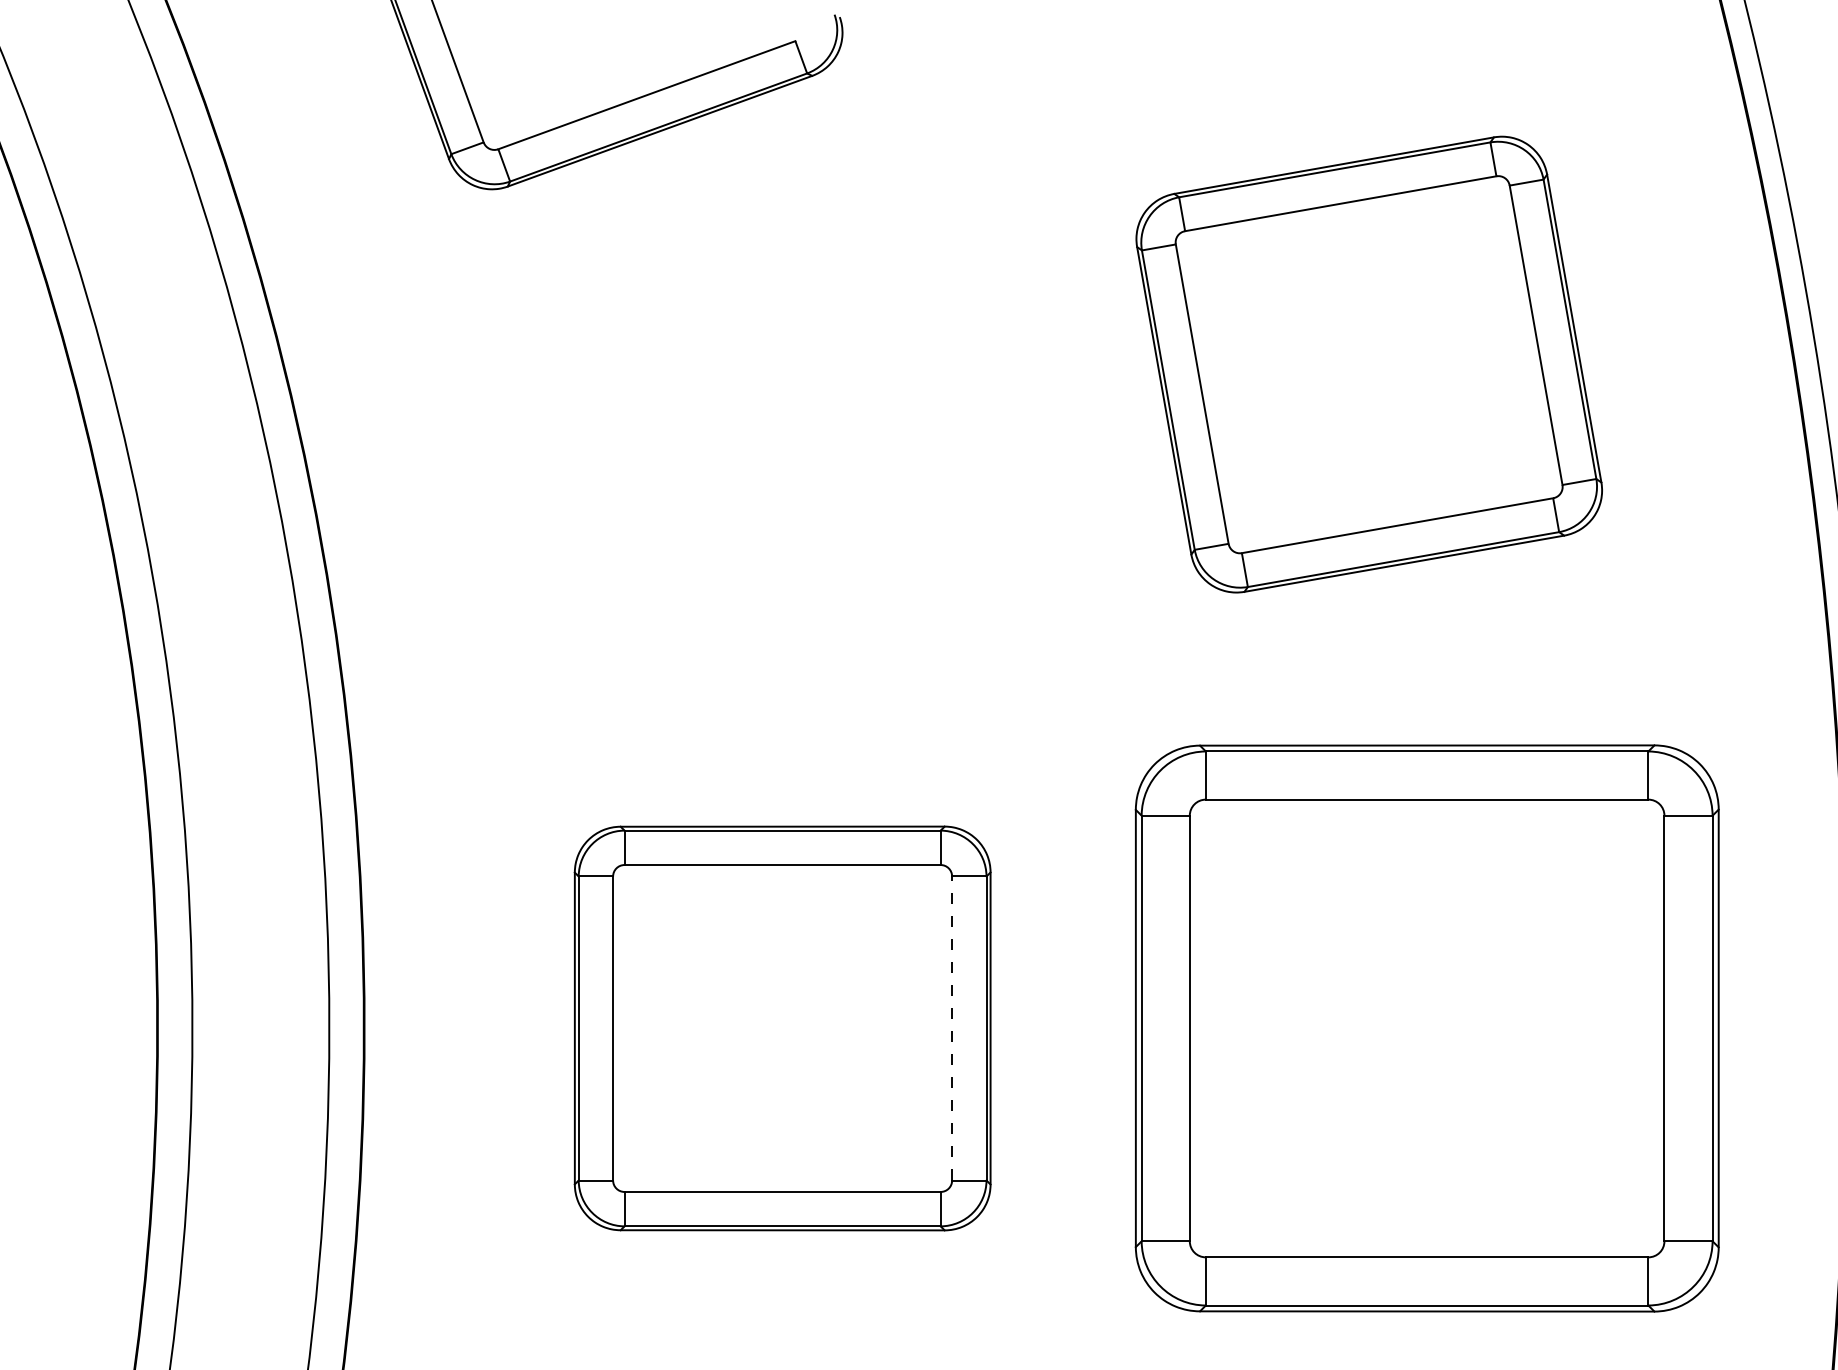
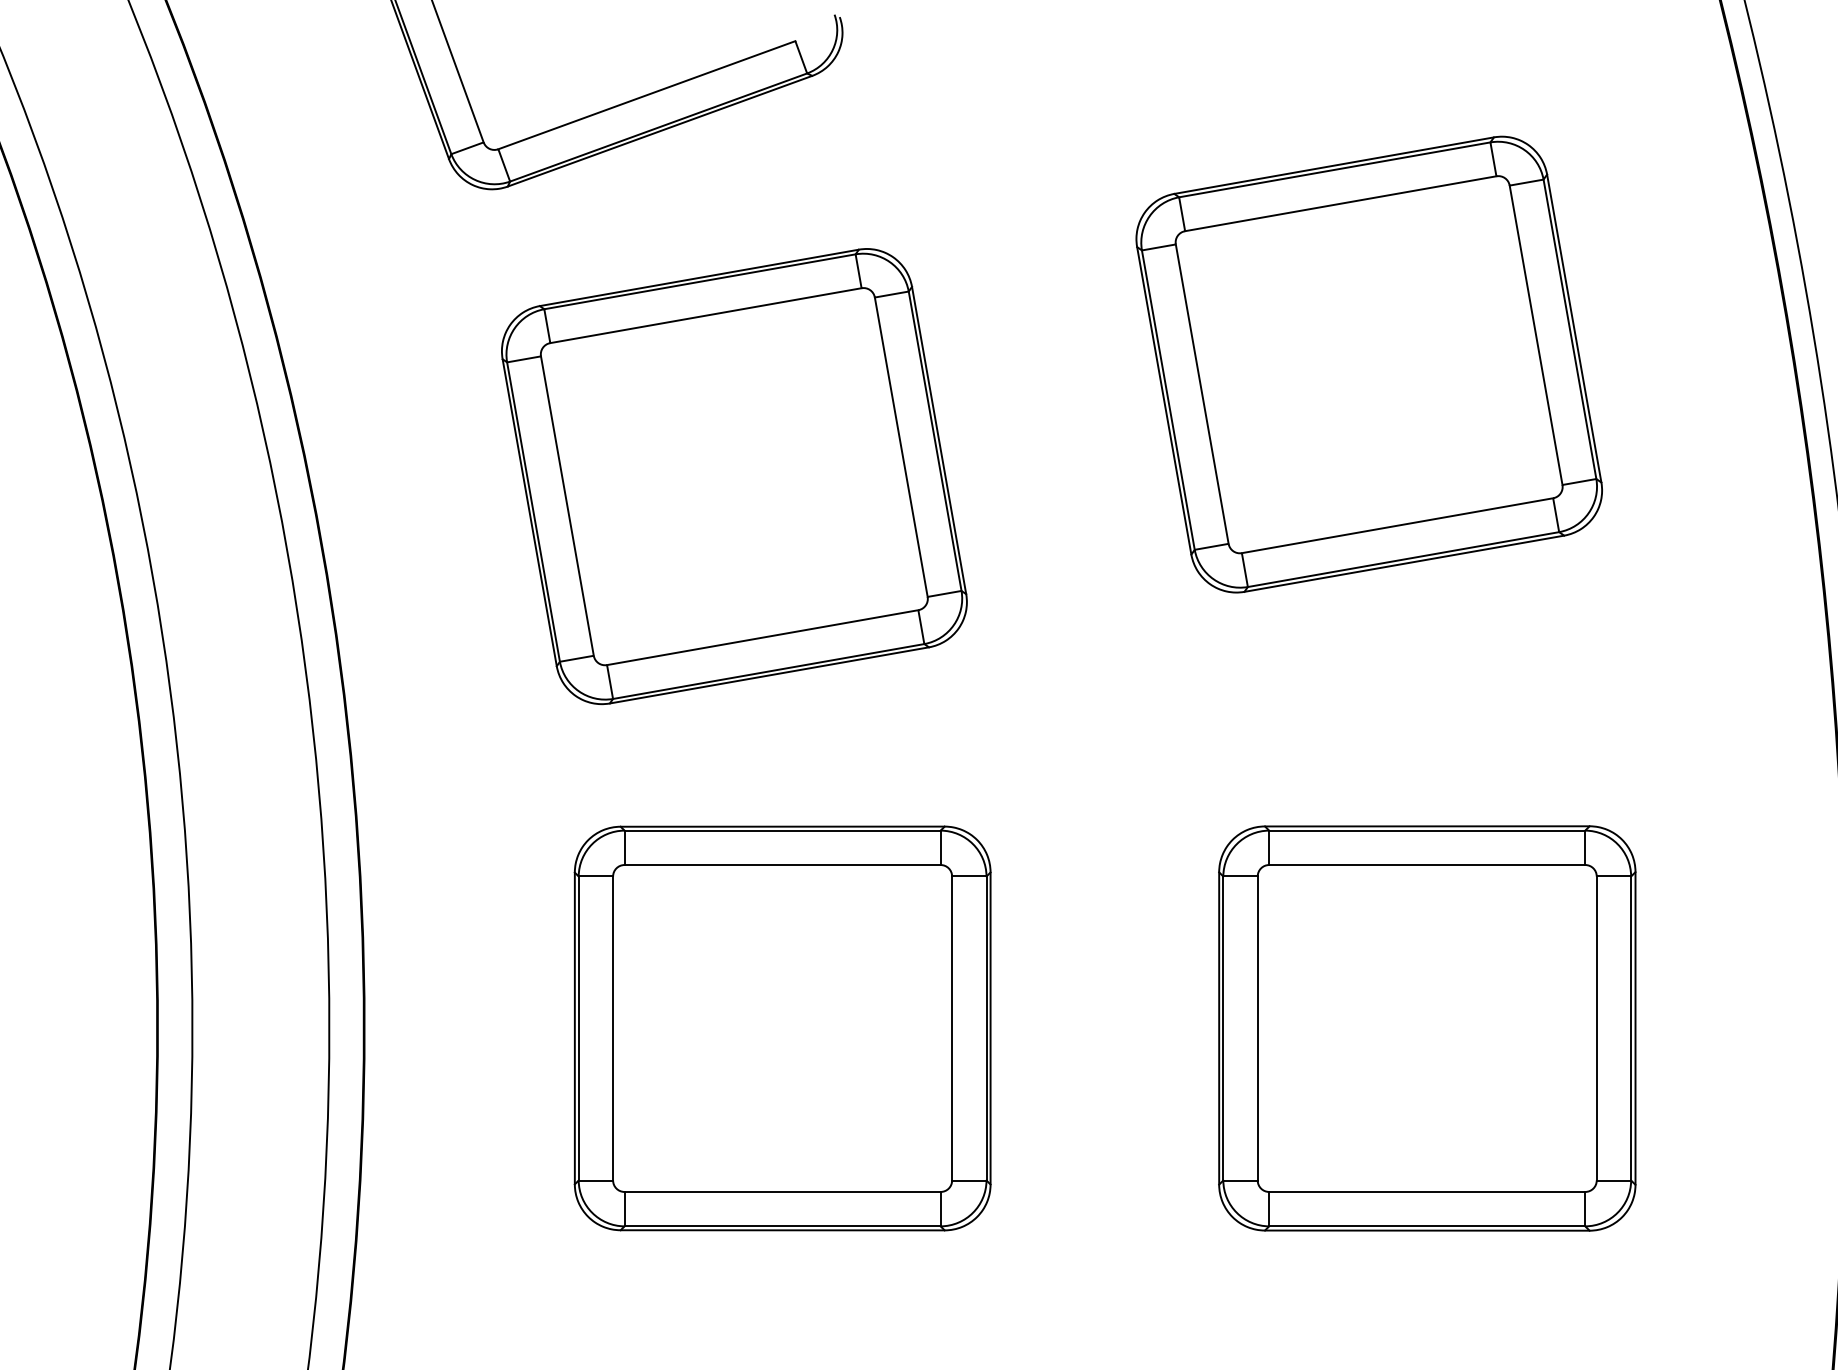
part: none -> present (734, 476)
line: dashed -> solid (952, 1028)
part size: 586x569 px -> 419x407 px (1427, 1028)
